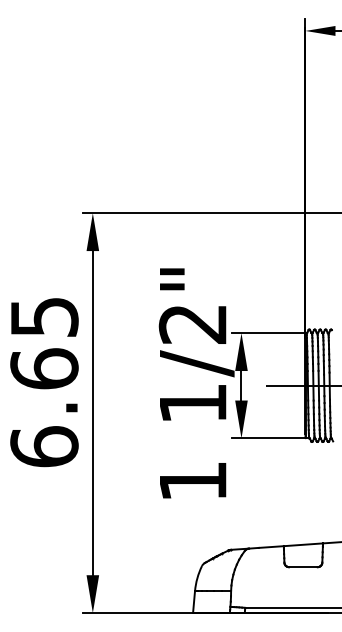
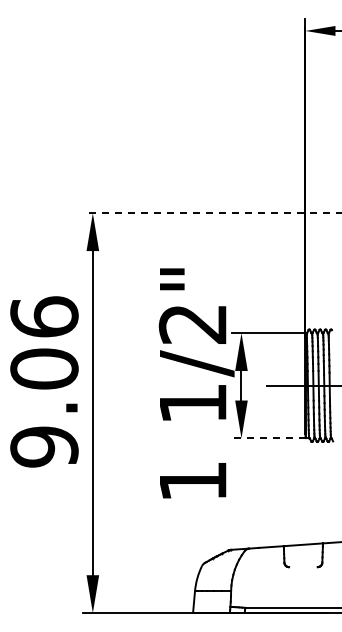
line: solid -> dashed (212, 213)
text: 6.65 -> 9.06 (44, 381)
line: solid -> dashed (268, 438)
line: present -> none (303, 567)
